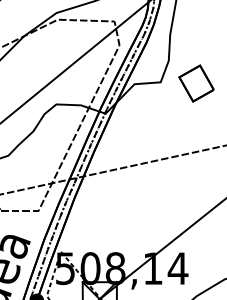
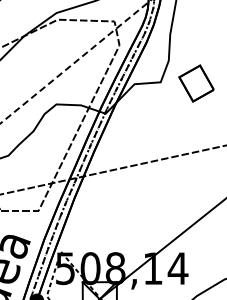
line: solid -> dashed (75, 62)
